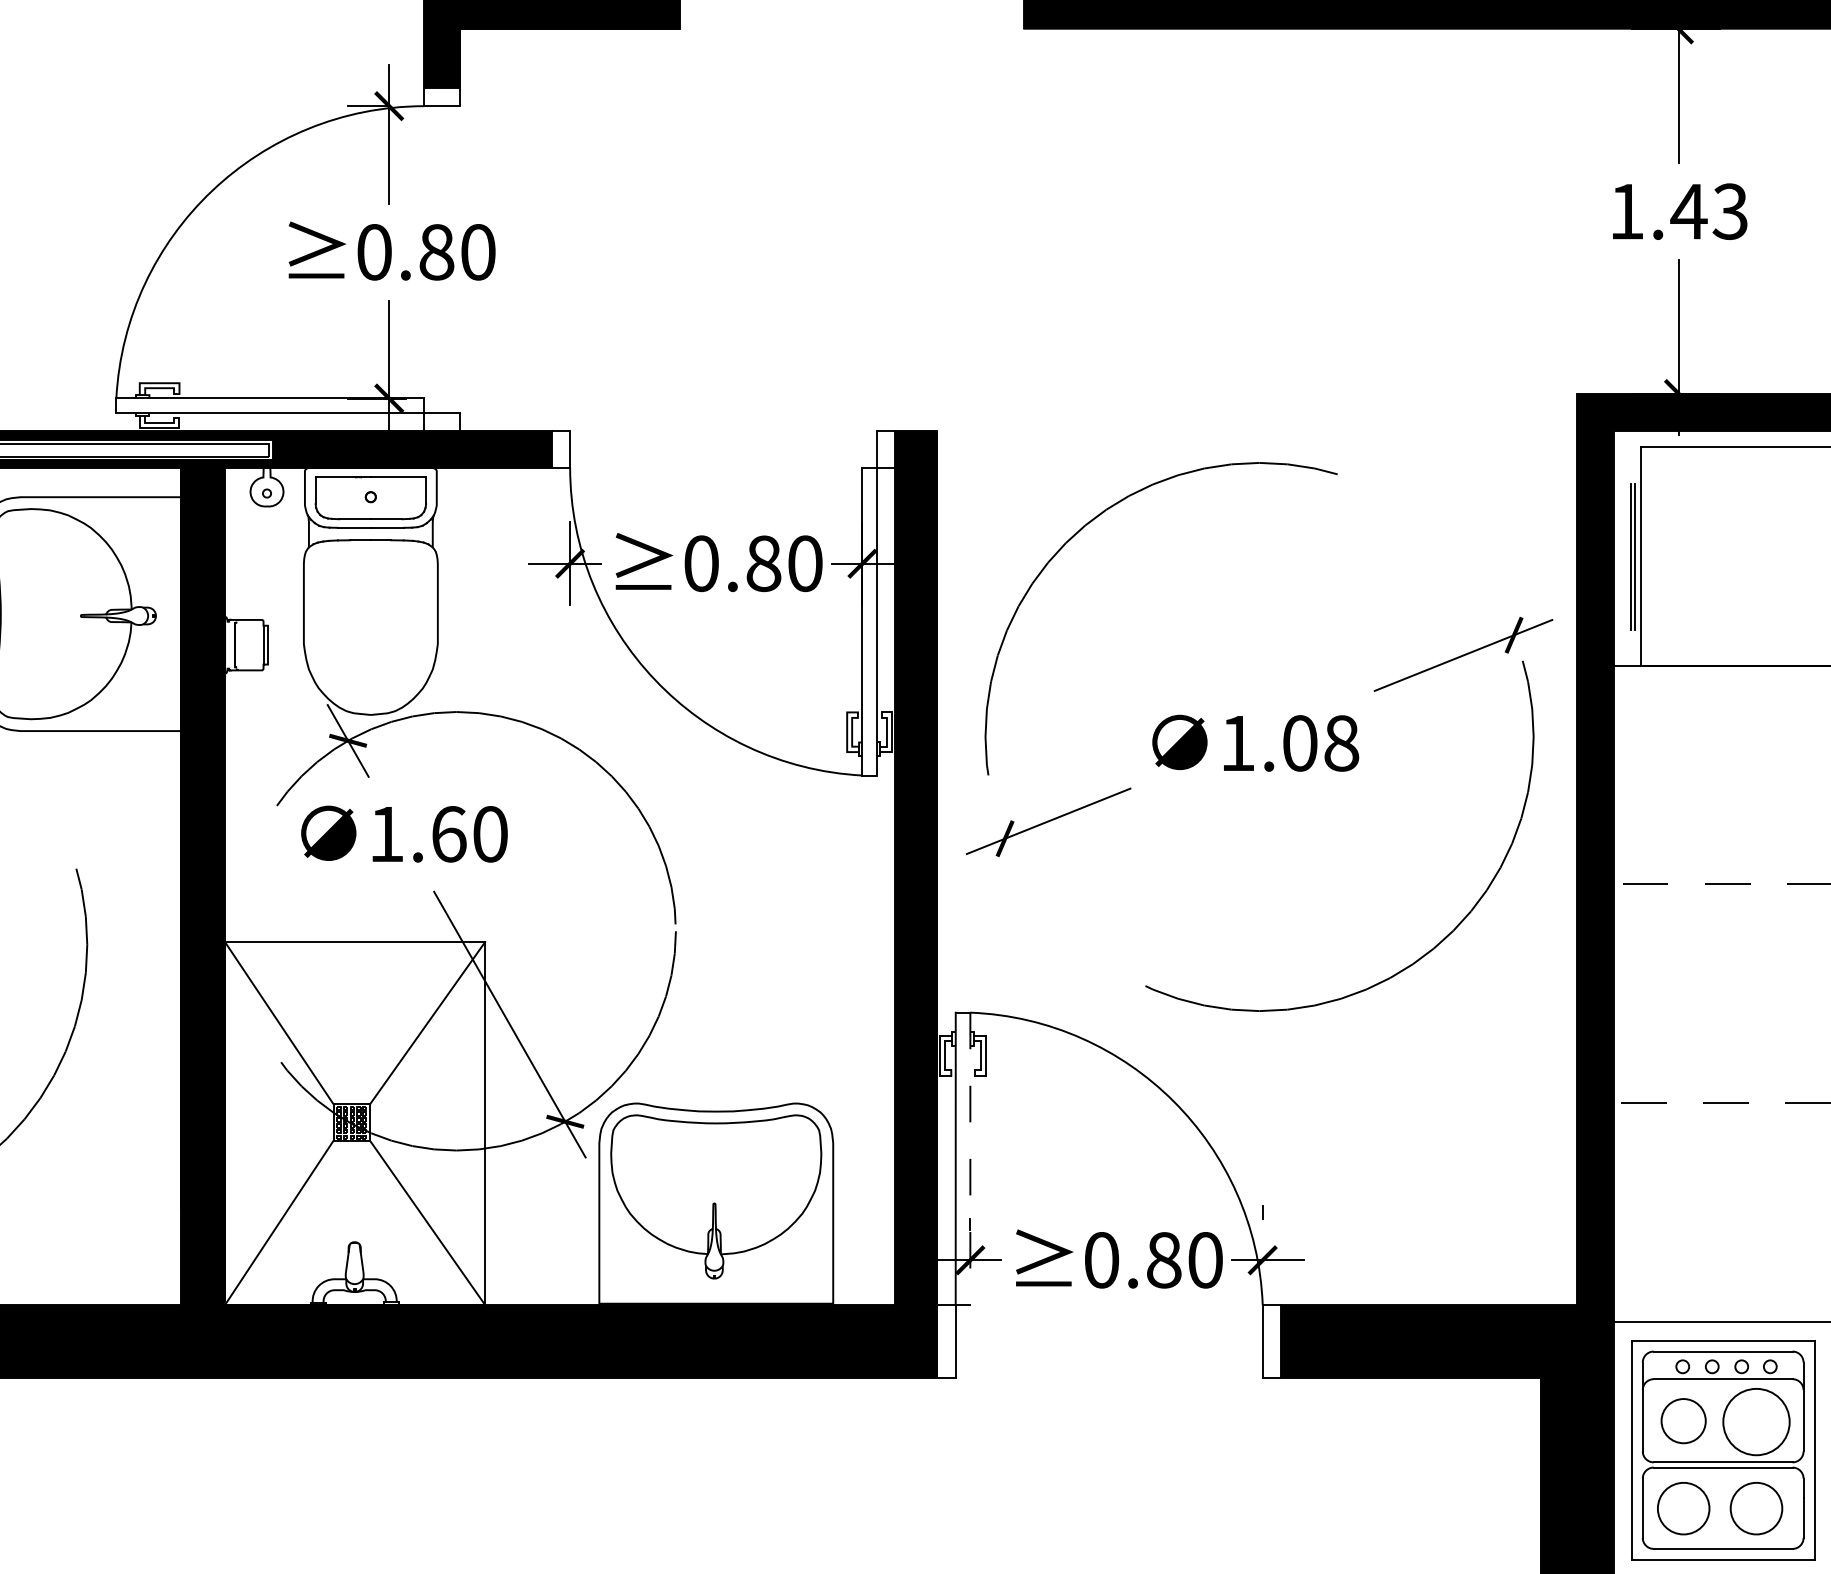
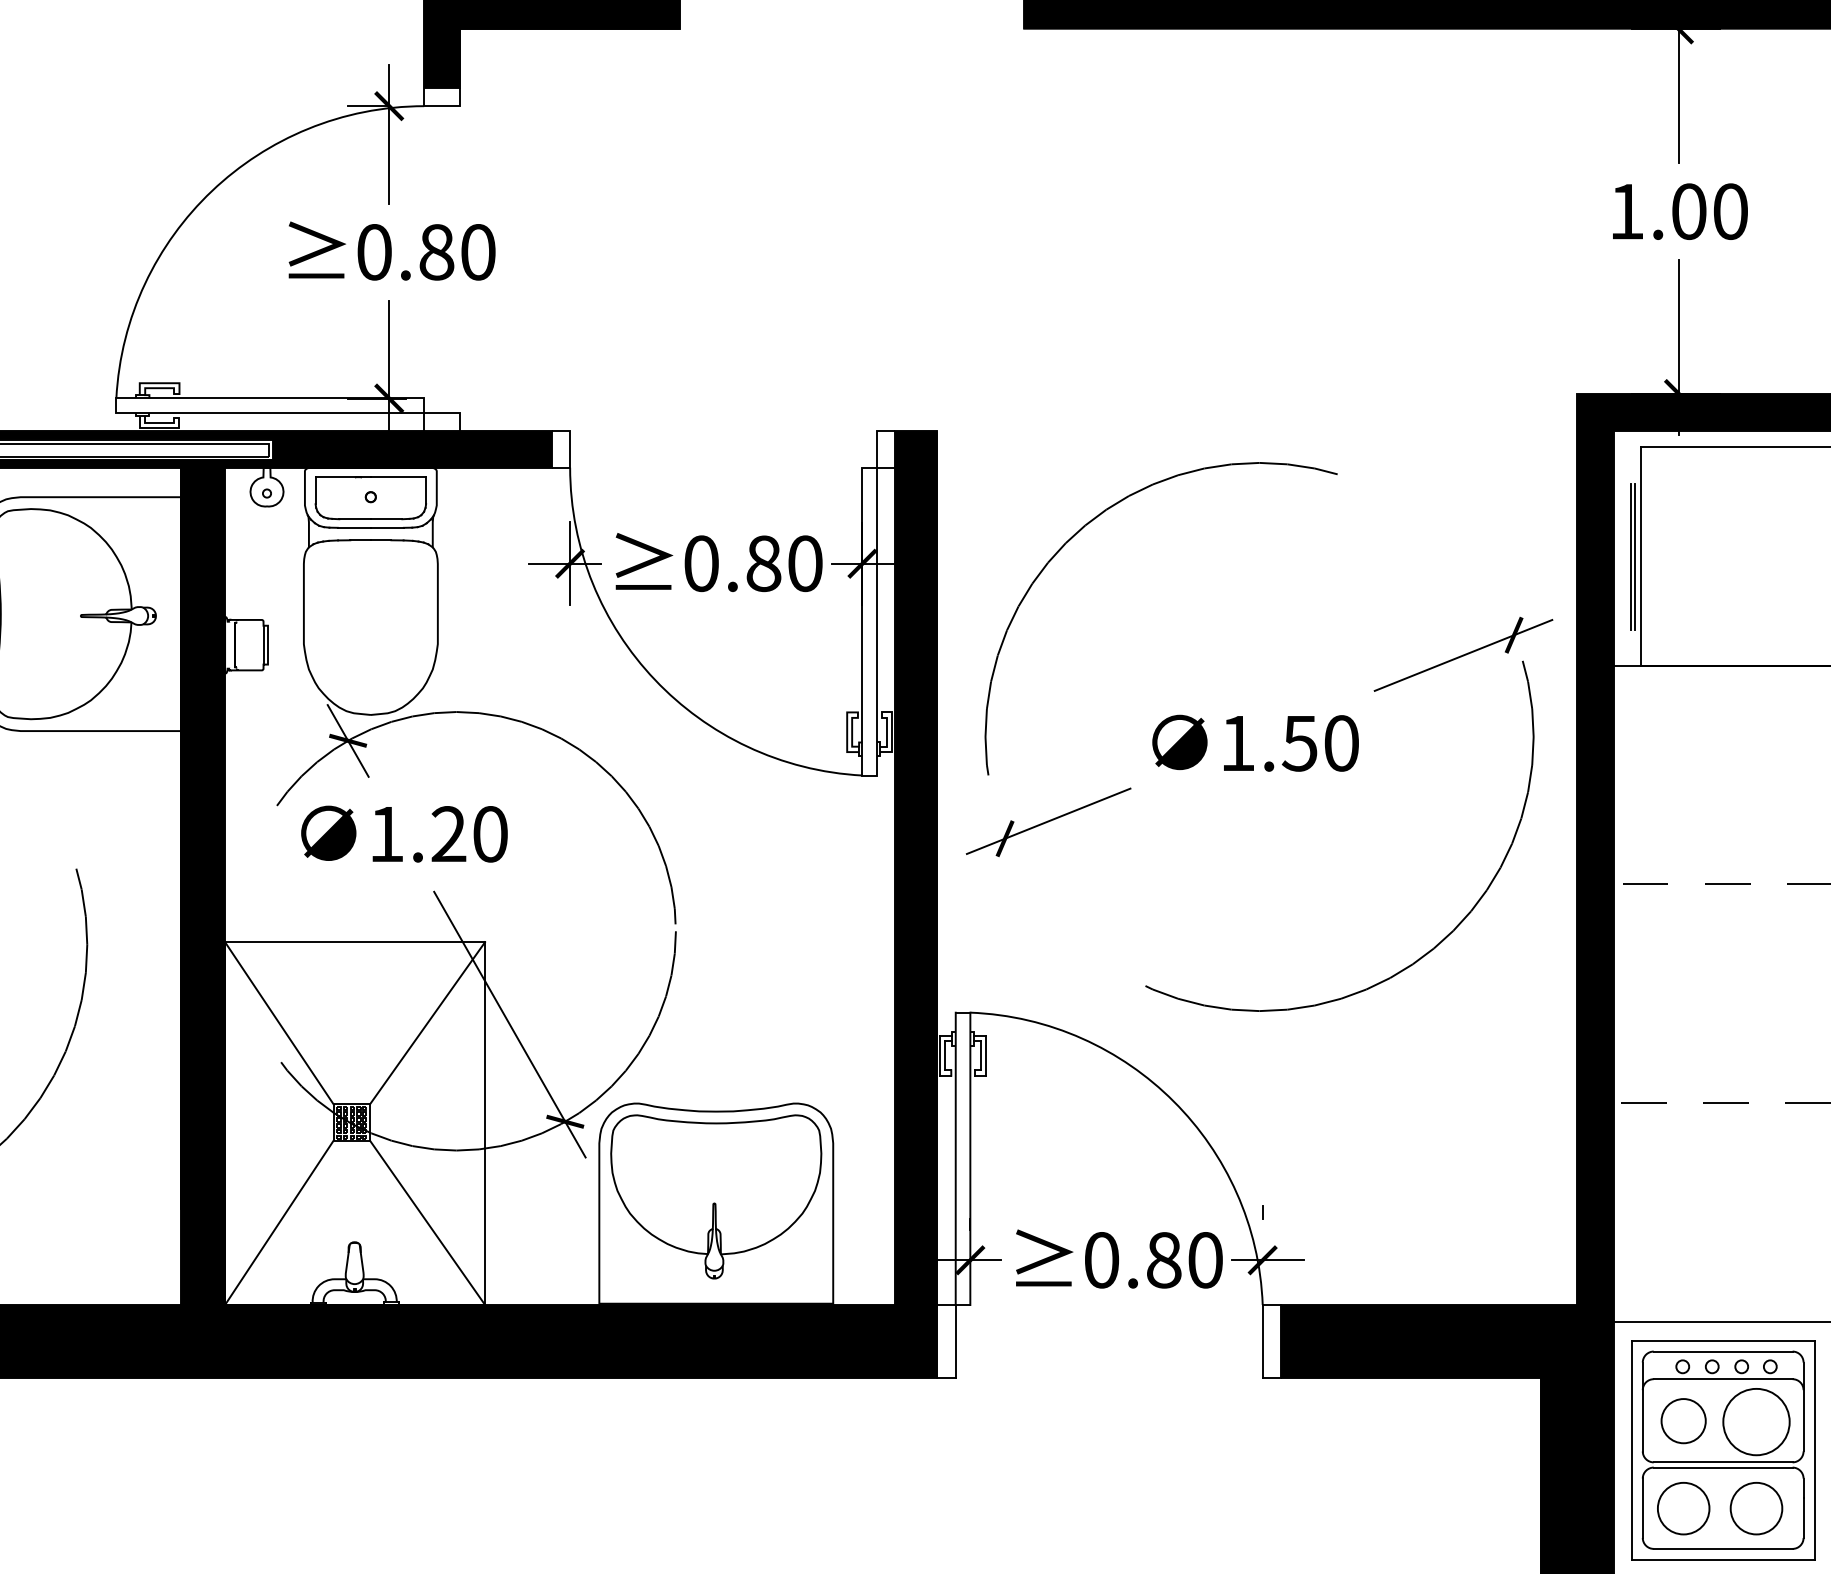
text: 1.43 -> 1.00 (1708, 211)
text: 1.08 -> 1.50 (1320, 743)
text: 1.60 -> 1.20 (448, 834)
line: dashed -> solid (970, 1159)
